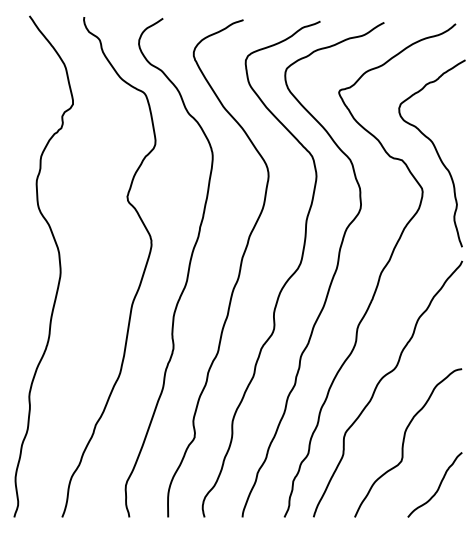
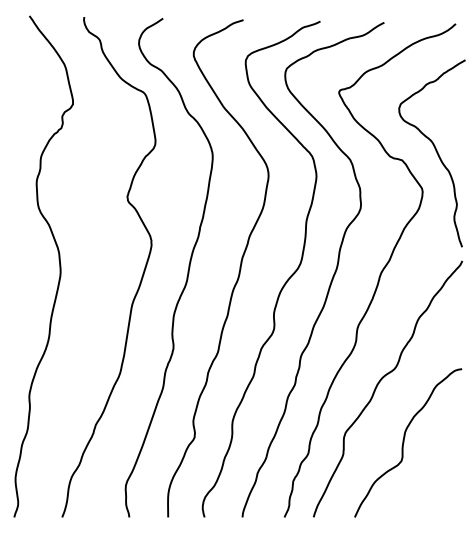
curve: present -> none (438, 485)
